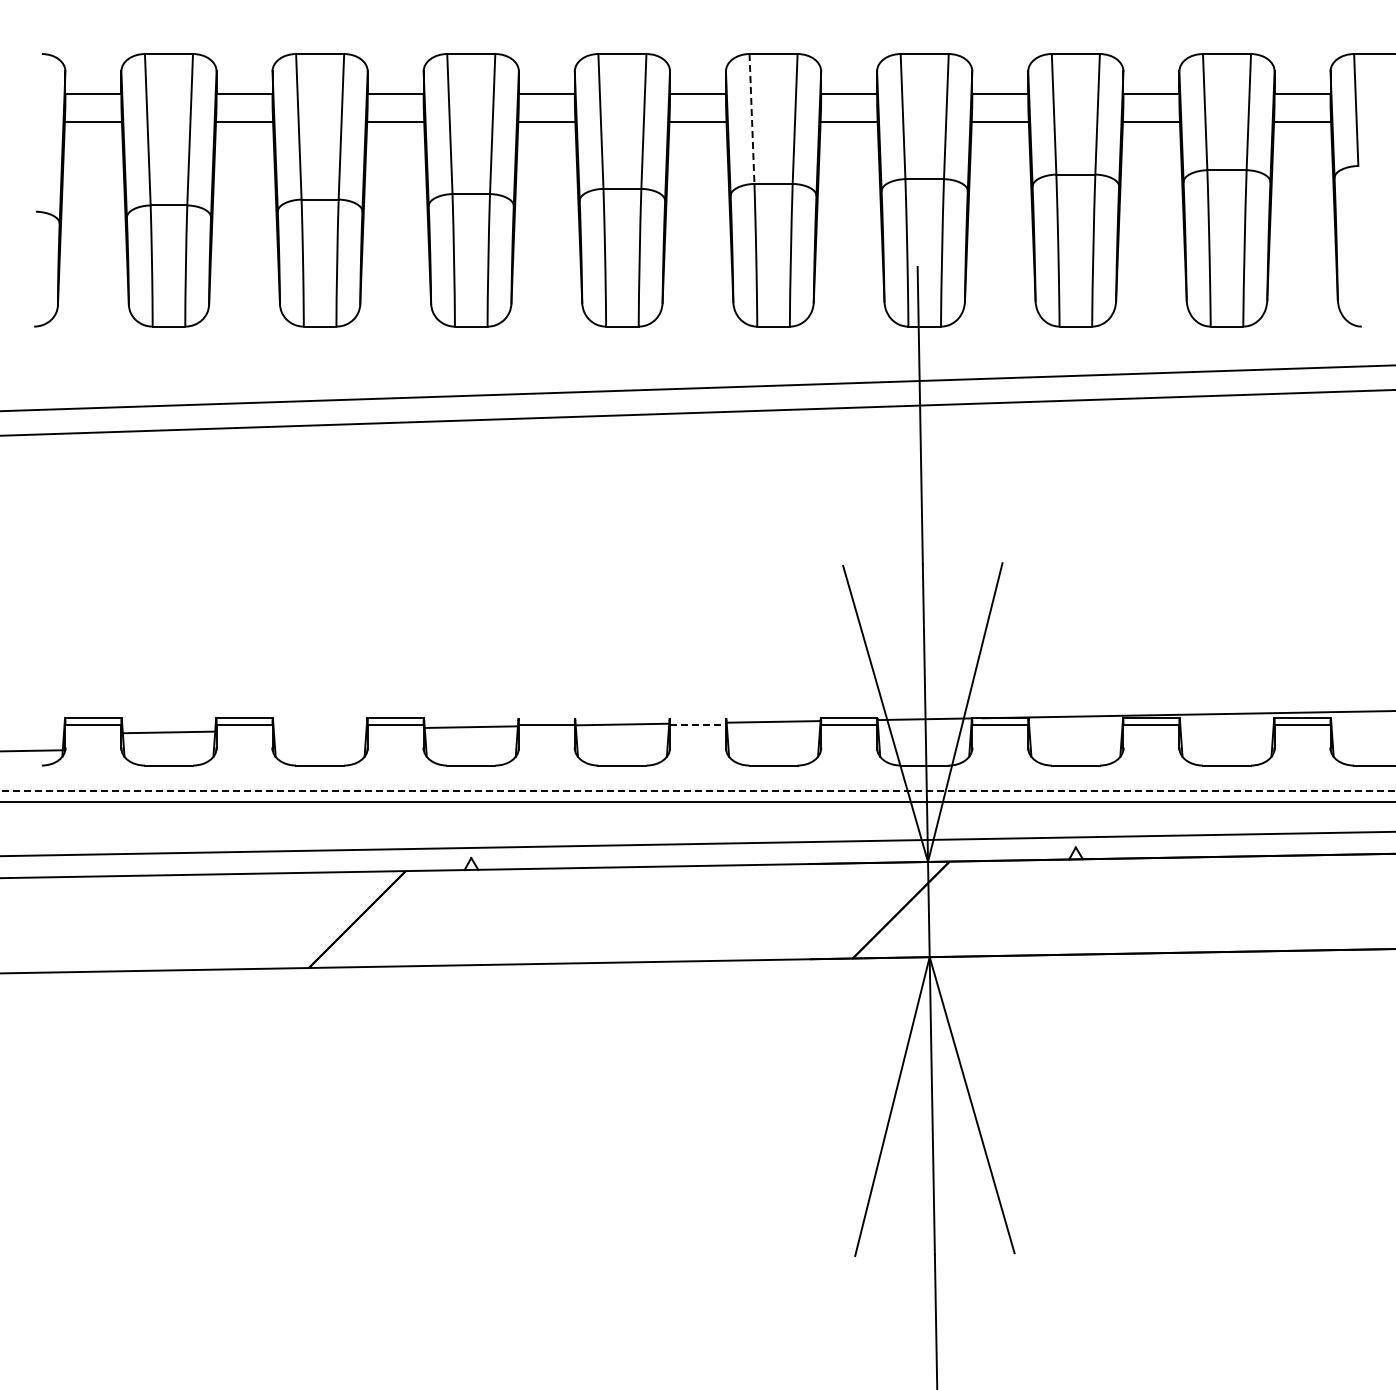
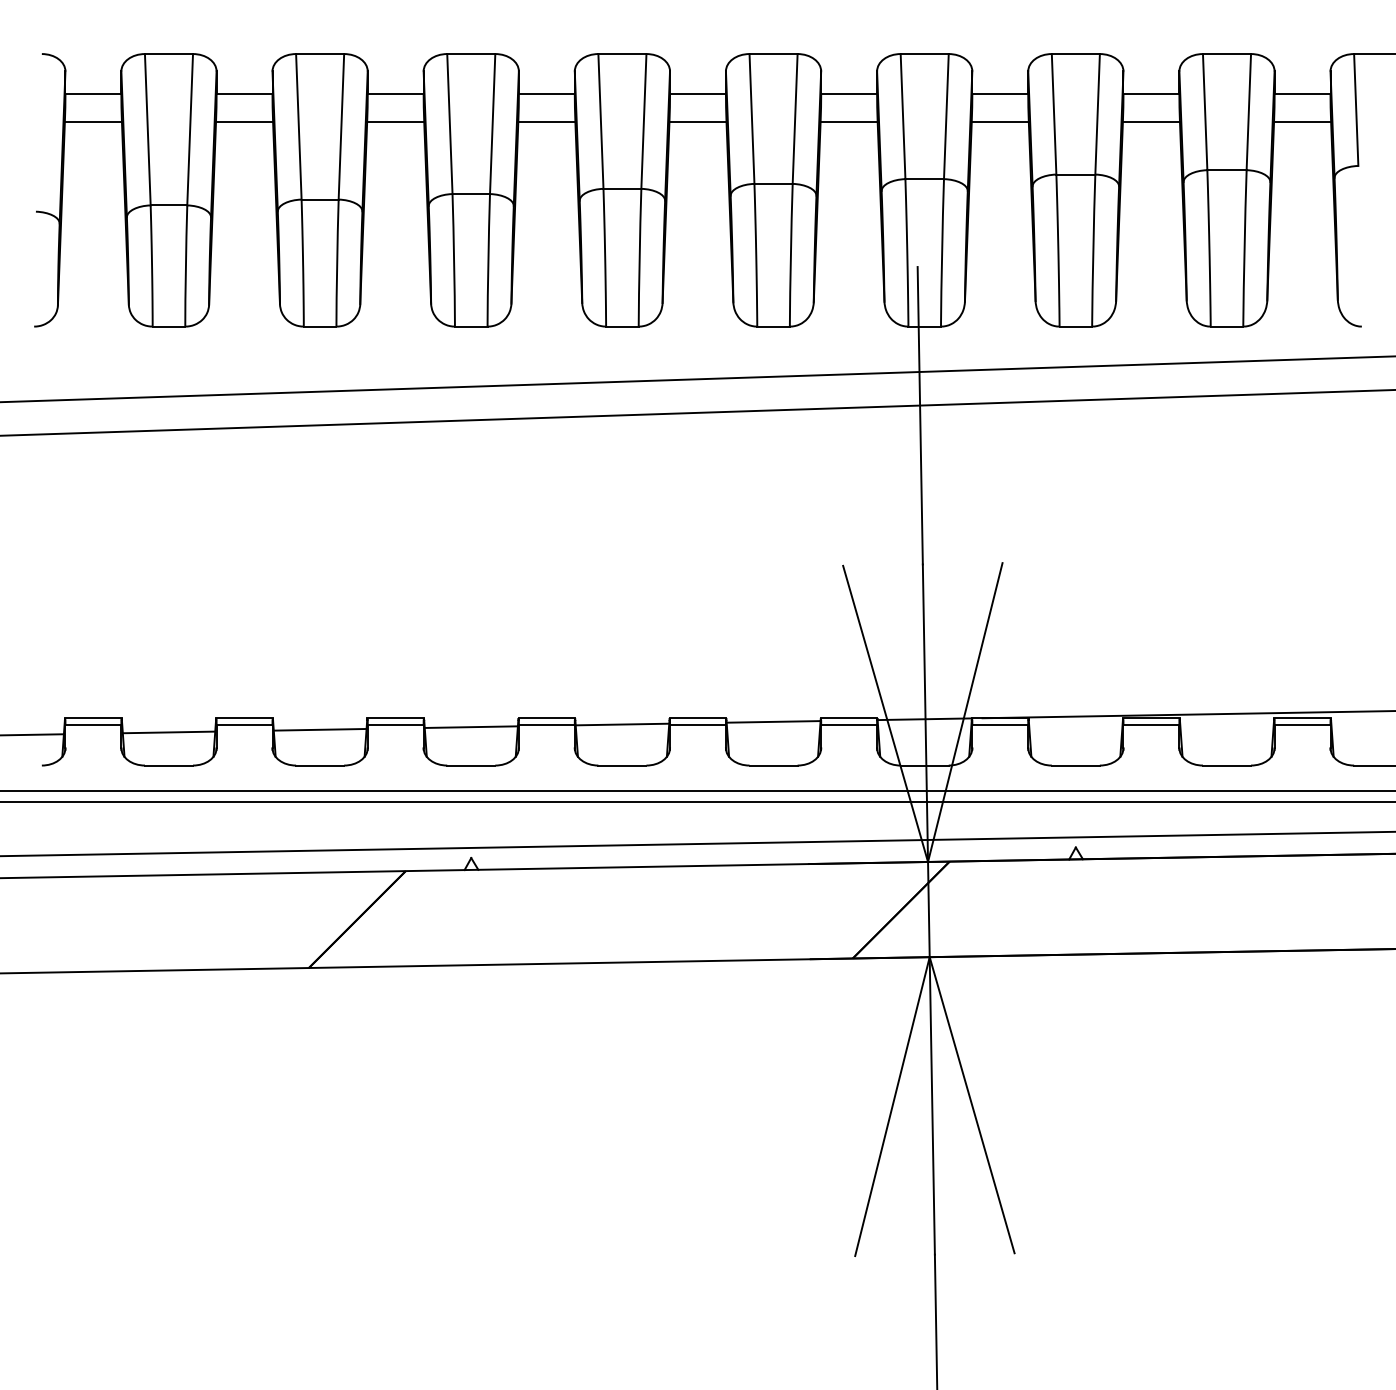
line: dashed -> solid (751, 118)
line position: (697, 388) -> (697, 379) (697, 379)
line: none -> present (546, 718)
line: none -> present (697, 718)
line: dashed -> solid (697, 725)
line: none -> present (319, 729)
line position: (32, 750) -> (32, 734) (32, 734)
line: dashed -> solid (698, 790)
